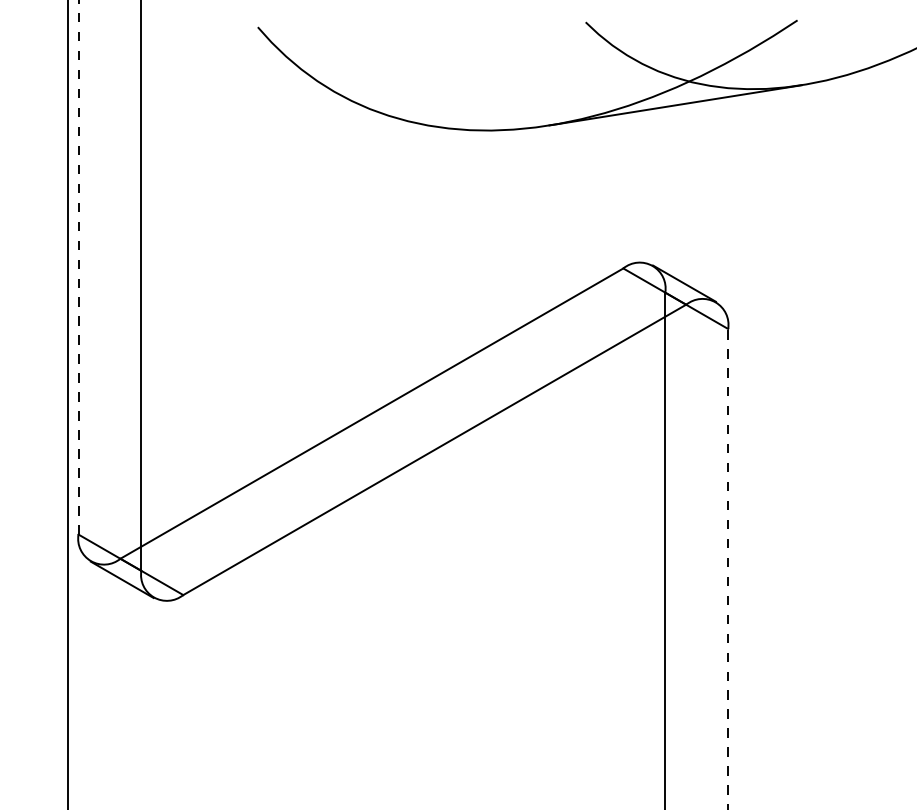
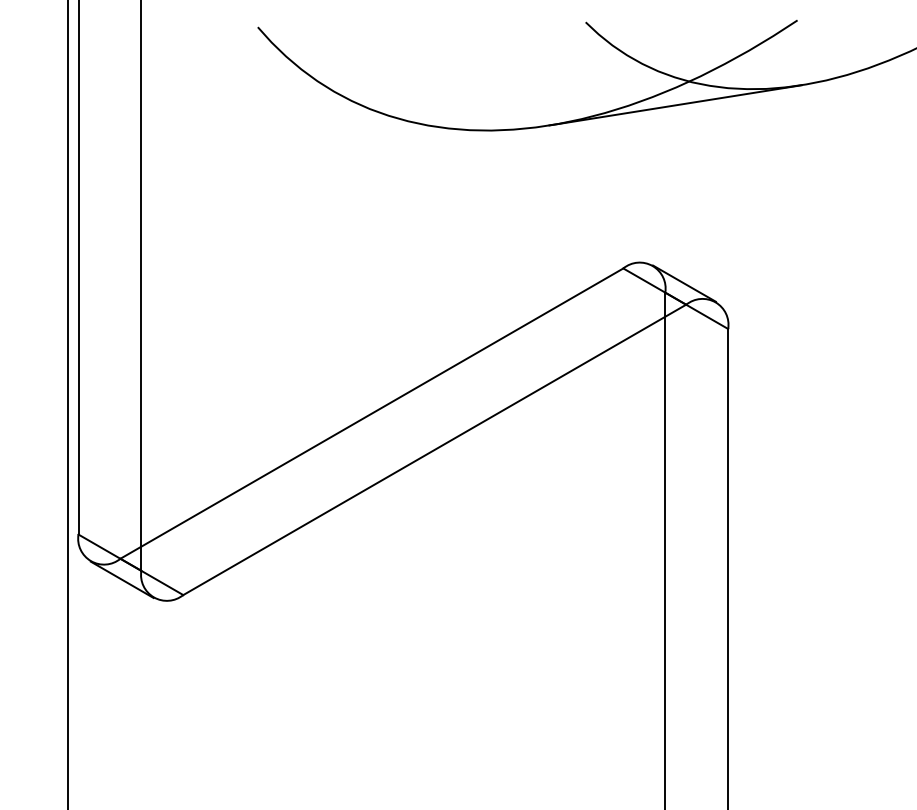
line: dashed -> solid (78, 267)
line: dashed -> solid (728, 568)
